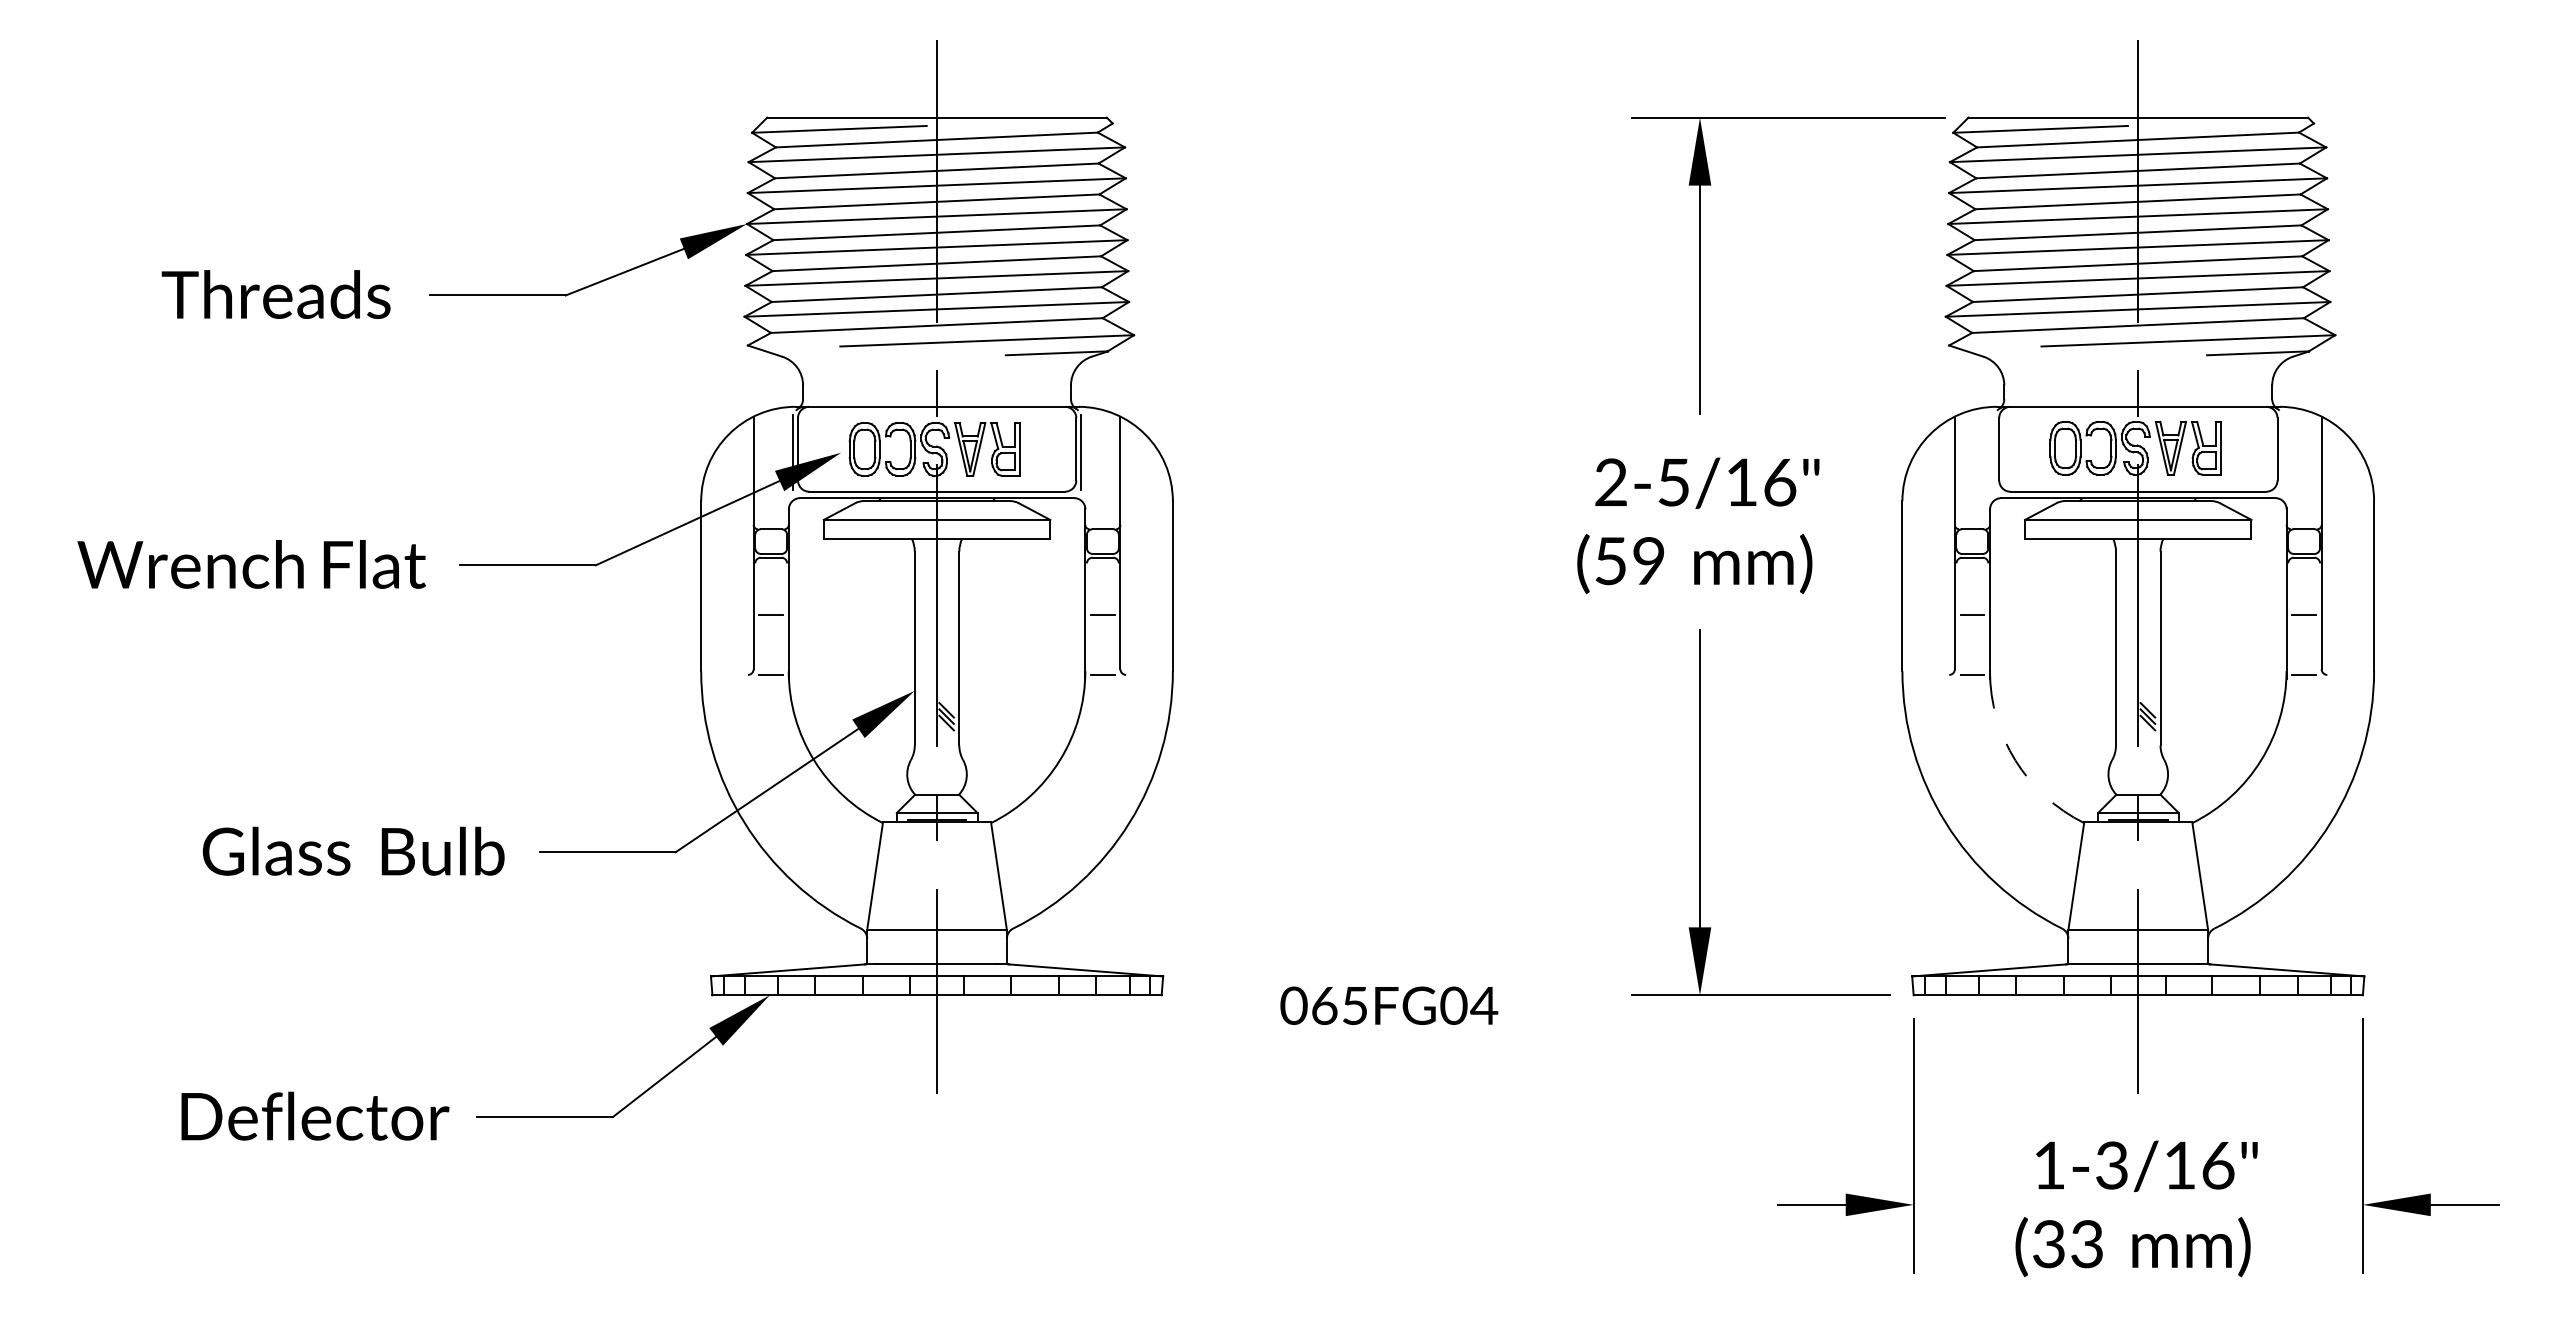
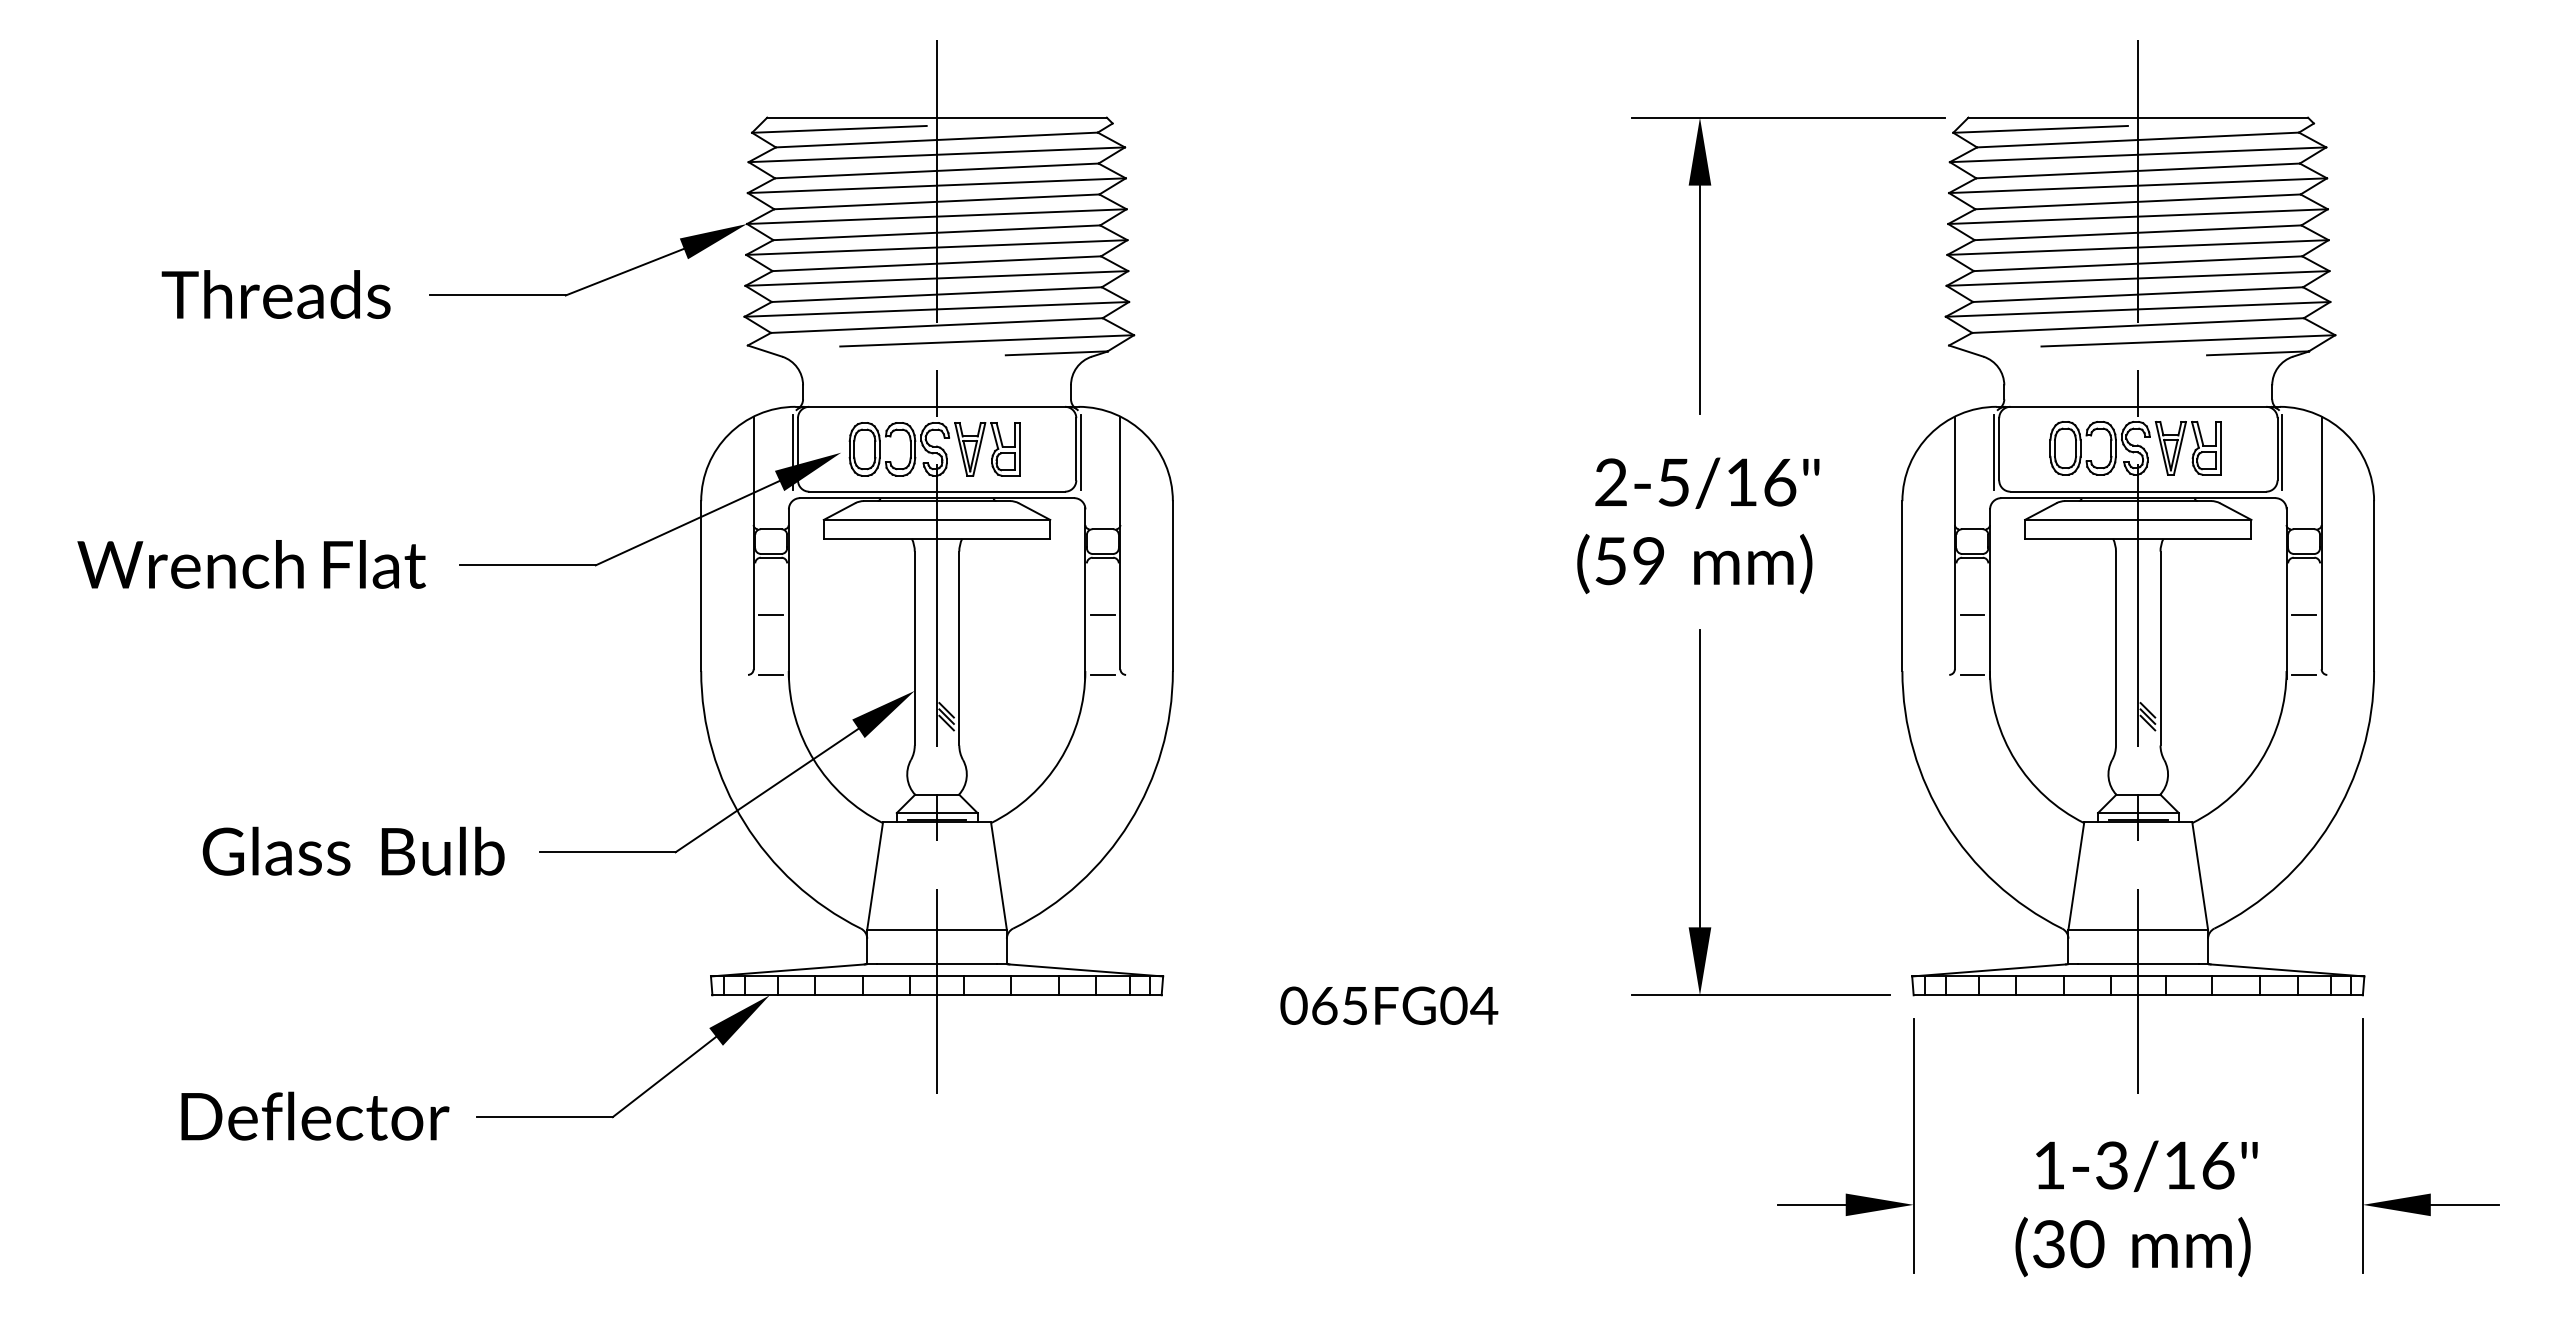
line: none -> present (1994, 452)
line: none -> present (2282, 452)
arc: dashed -> solid (2015, 760)
text: (33 -> (30 (2087, 1244)
